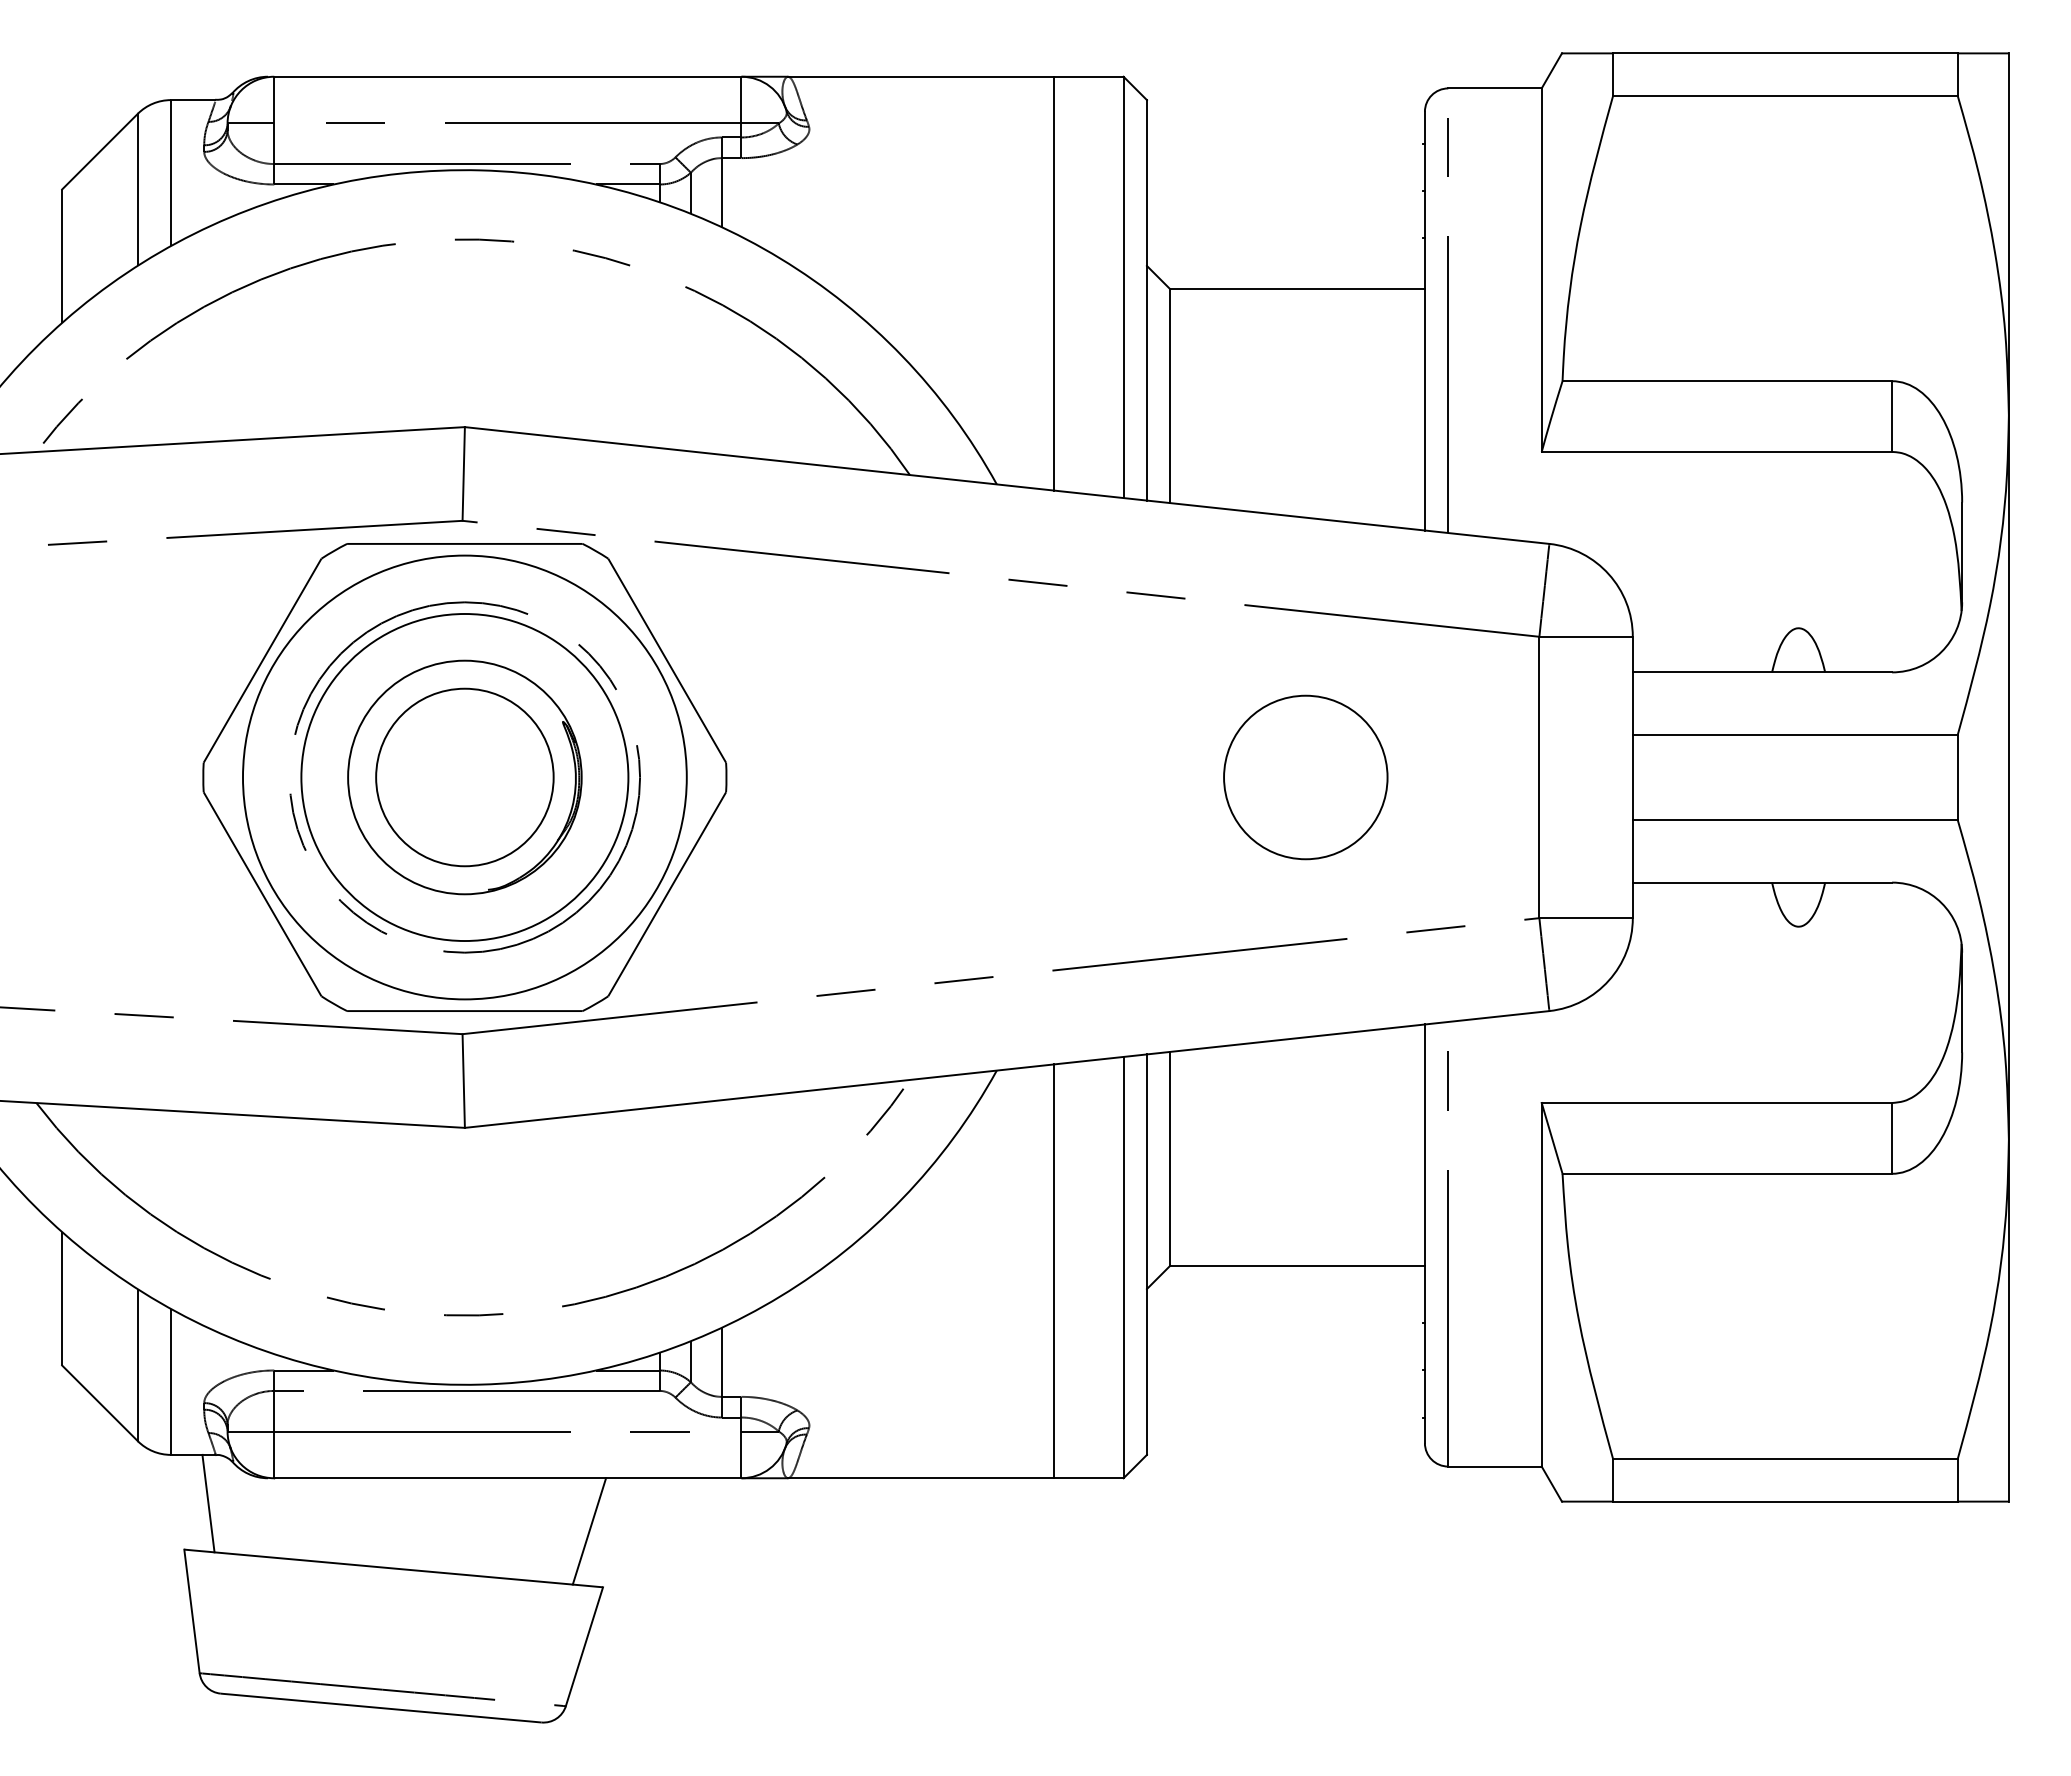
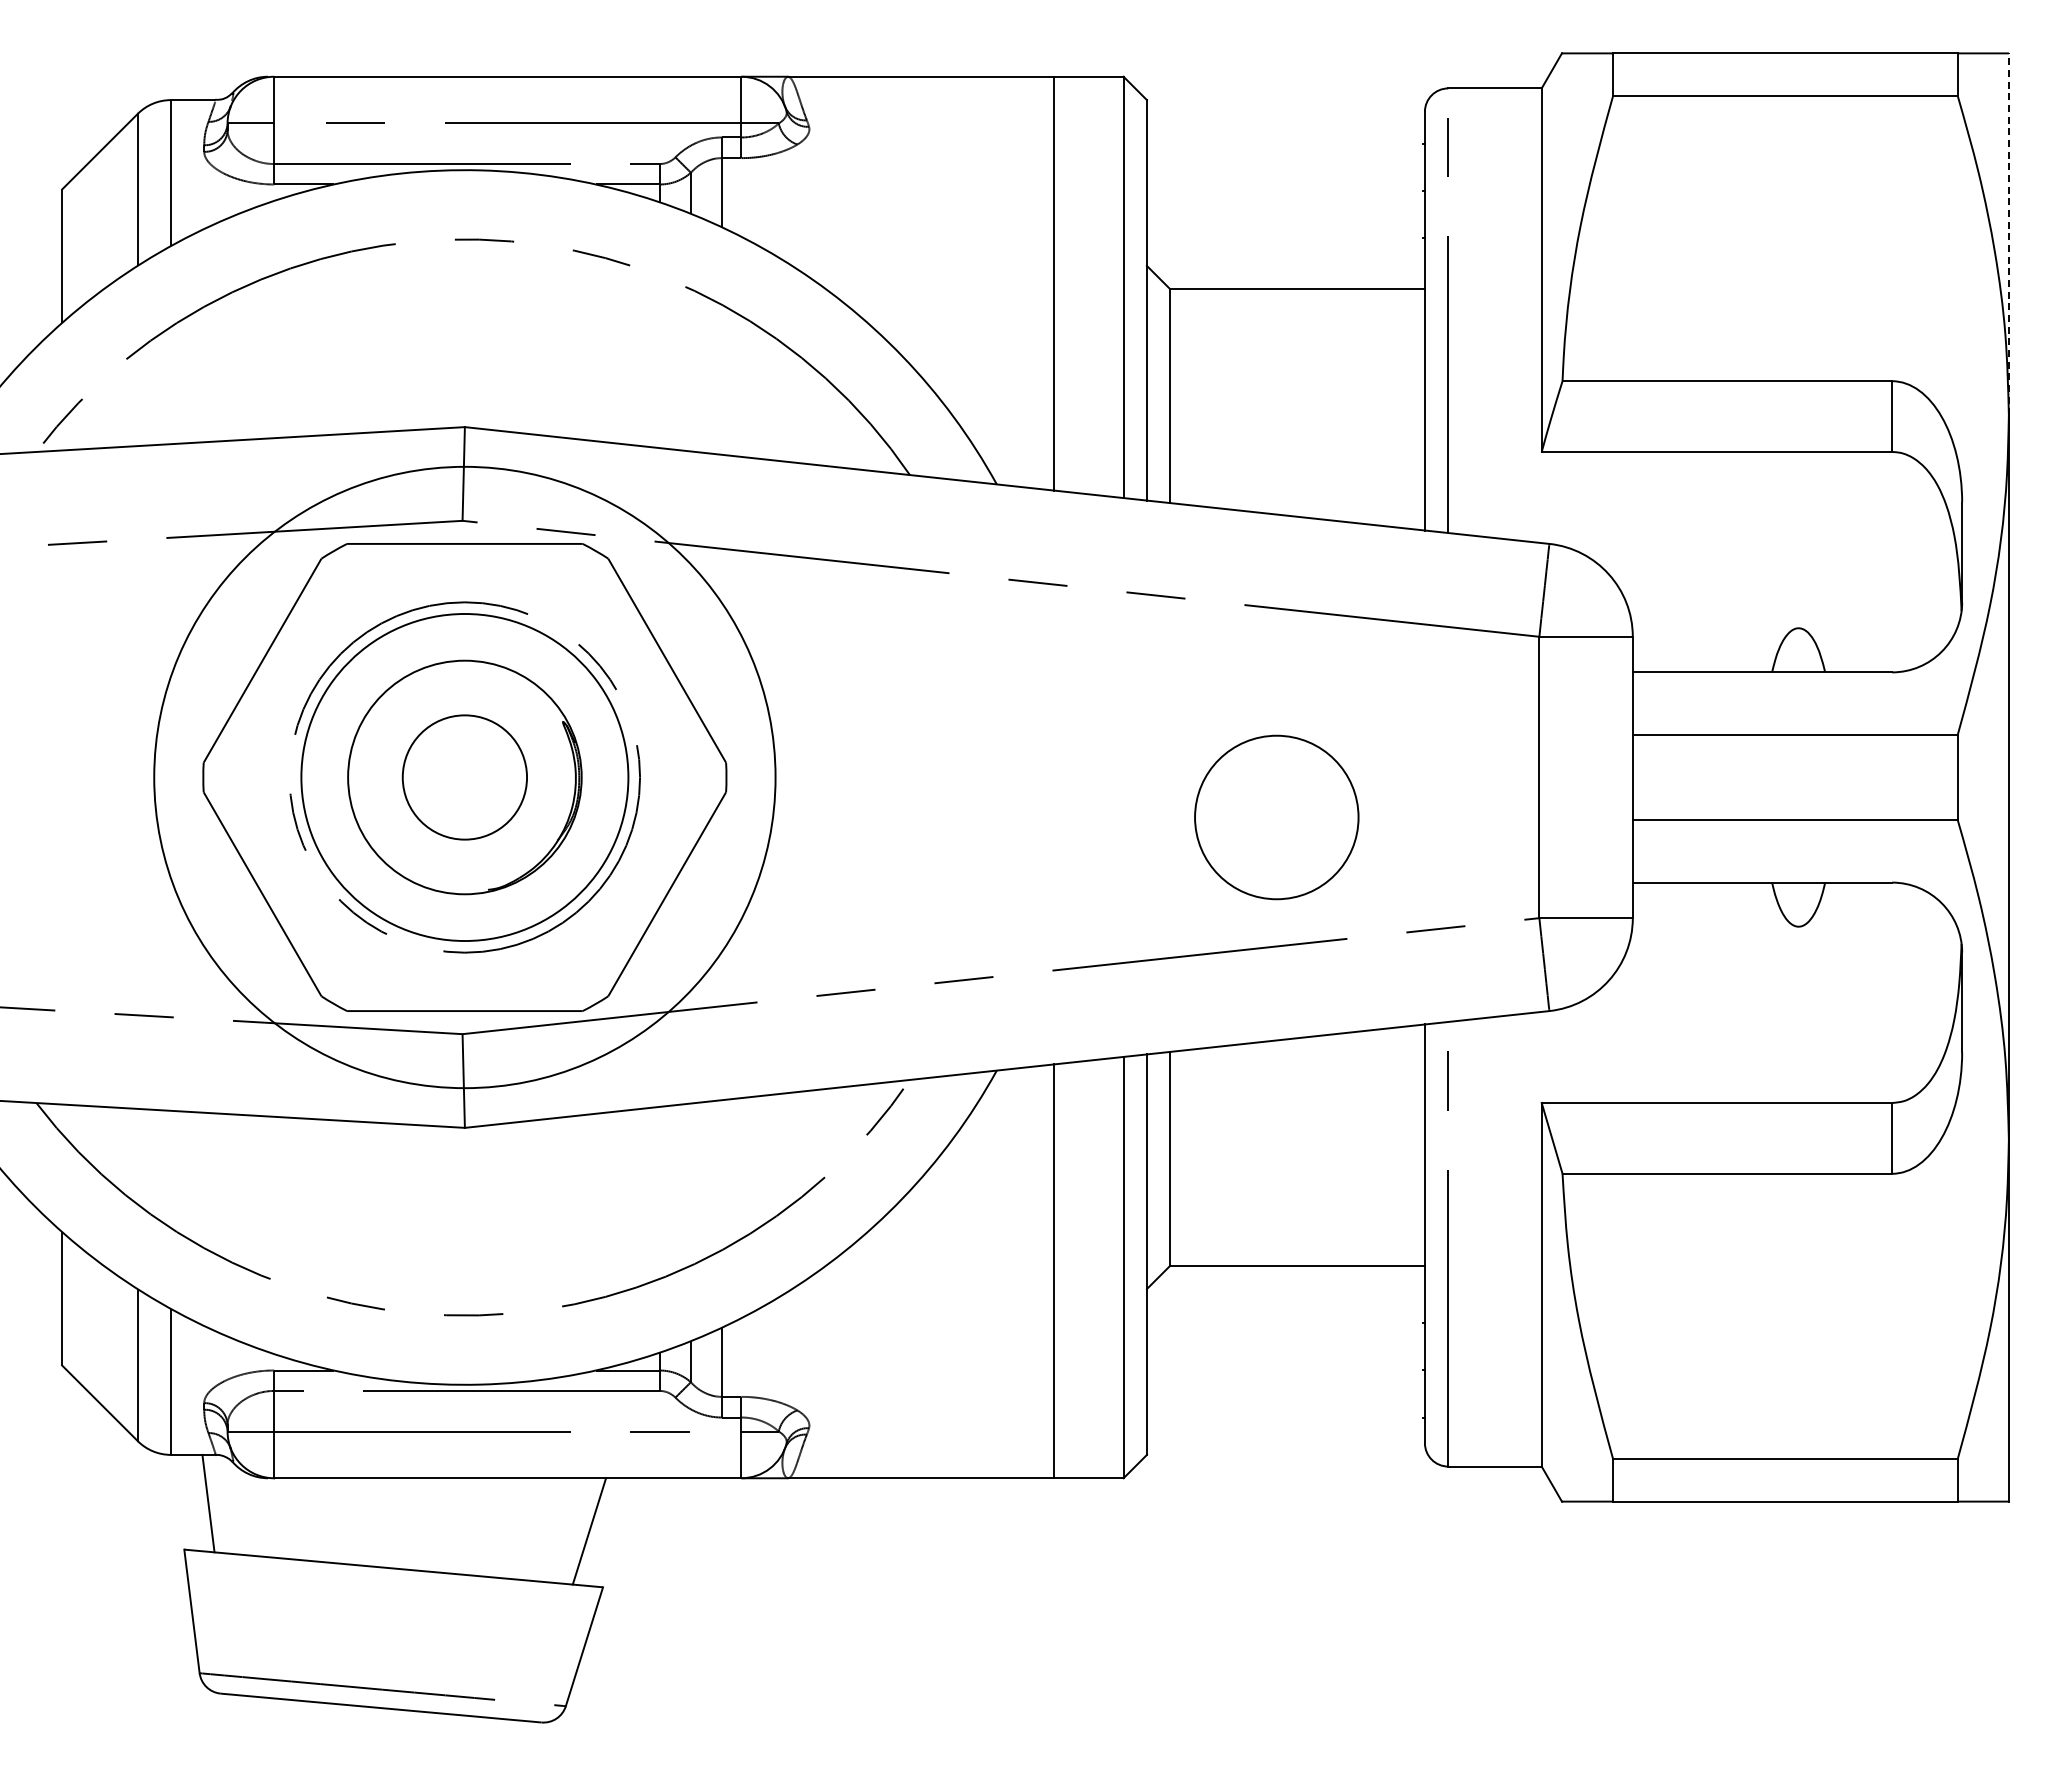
line: solid -> dashed (2008, 233)
circle diameter: 178 px -> 124 px (464, 777)
circle diameter: 444 px -> 621 px (464, 777)
circle position: (1305, 777) -> (1276, 817) (1276, 817)
